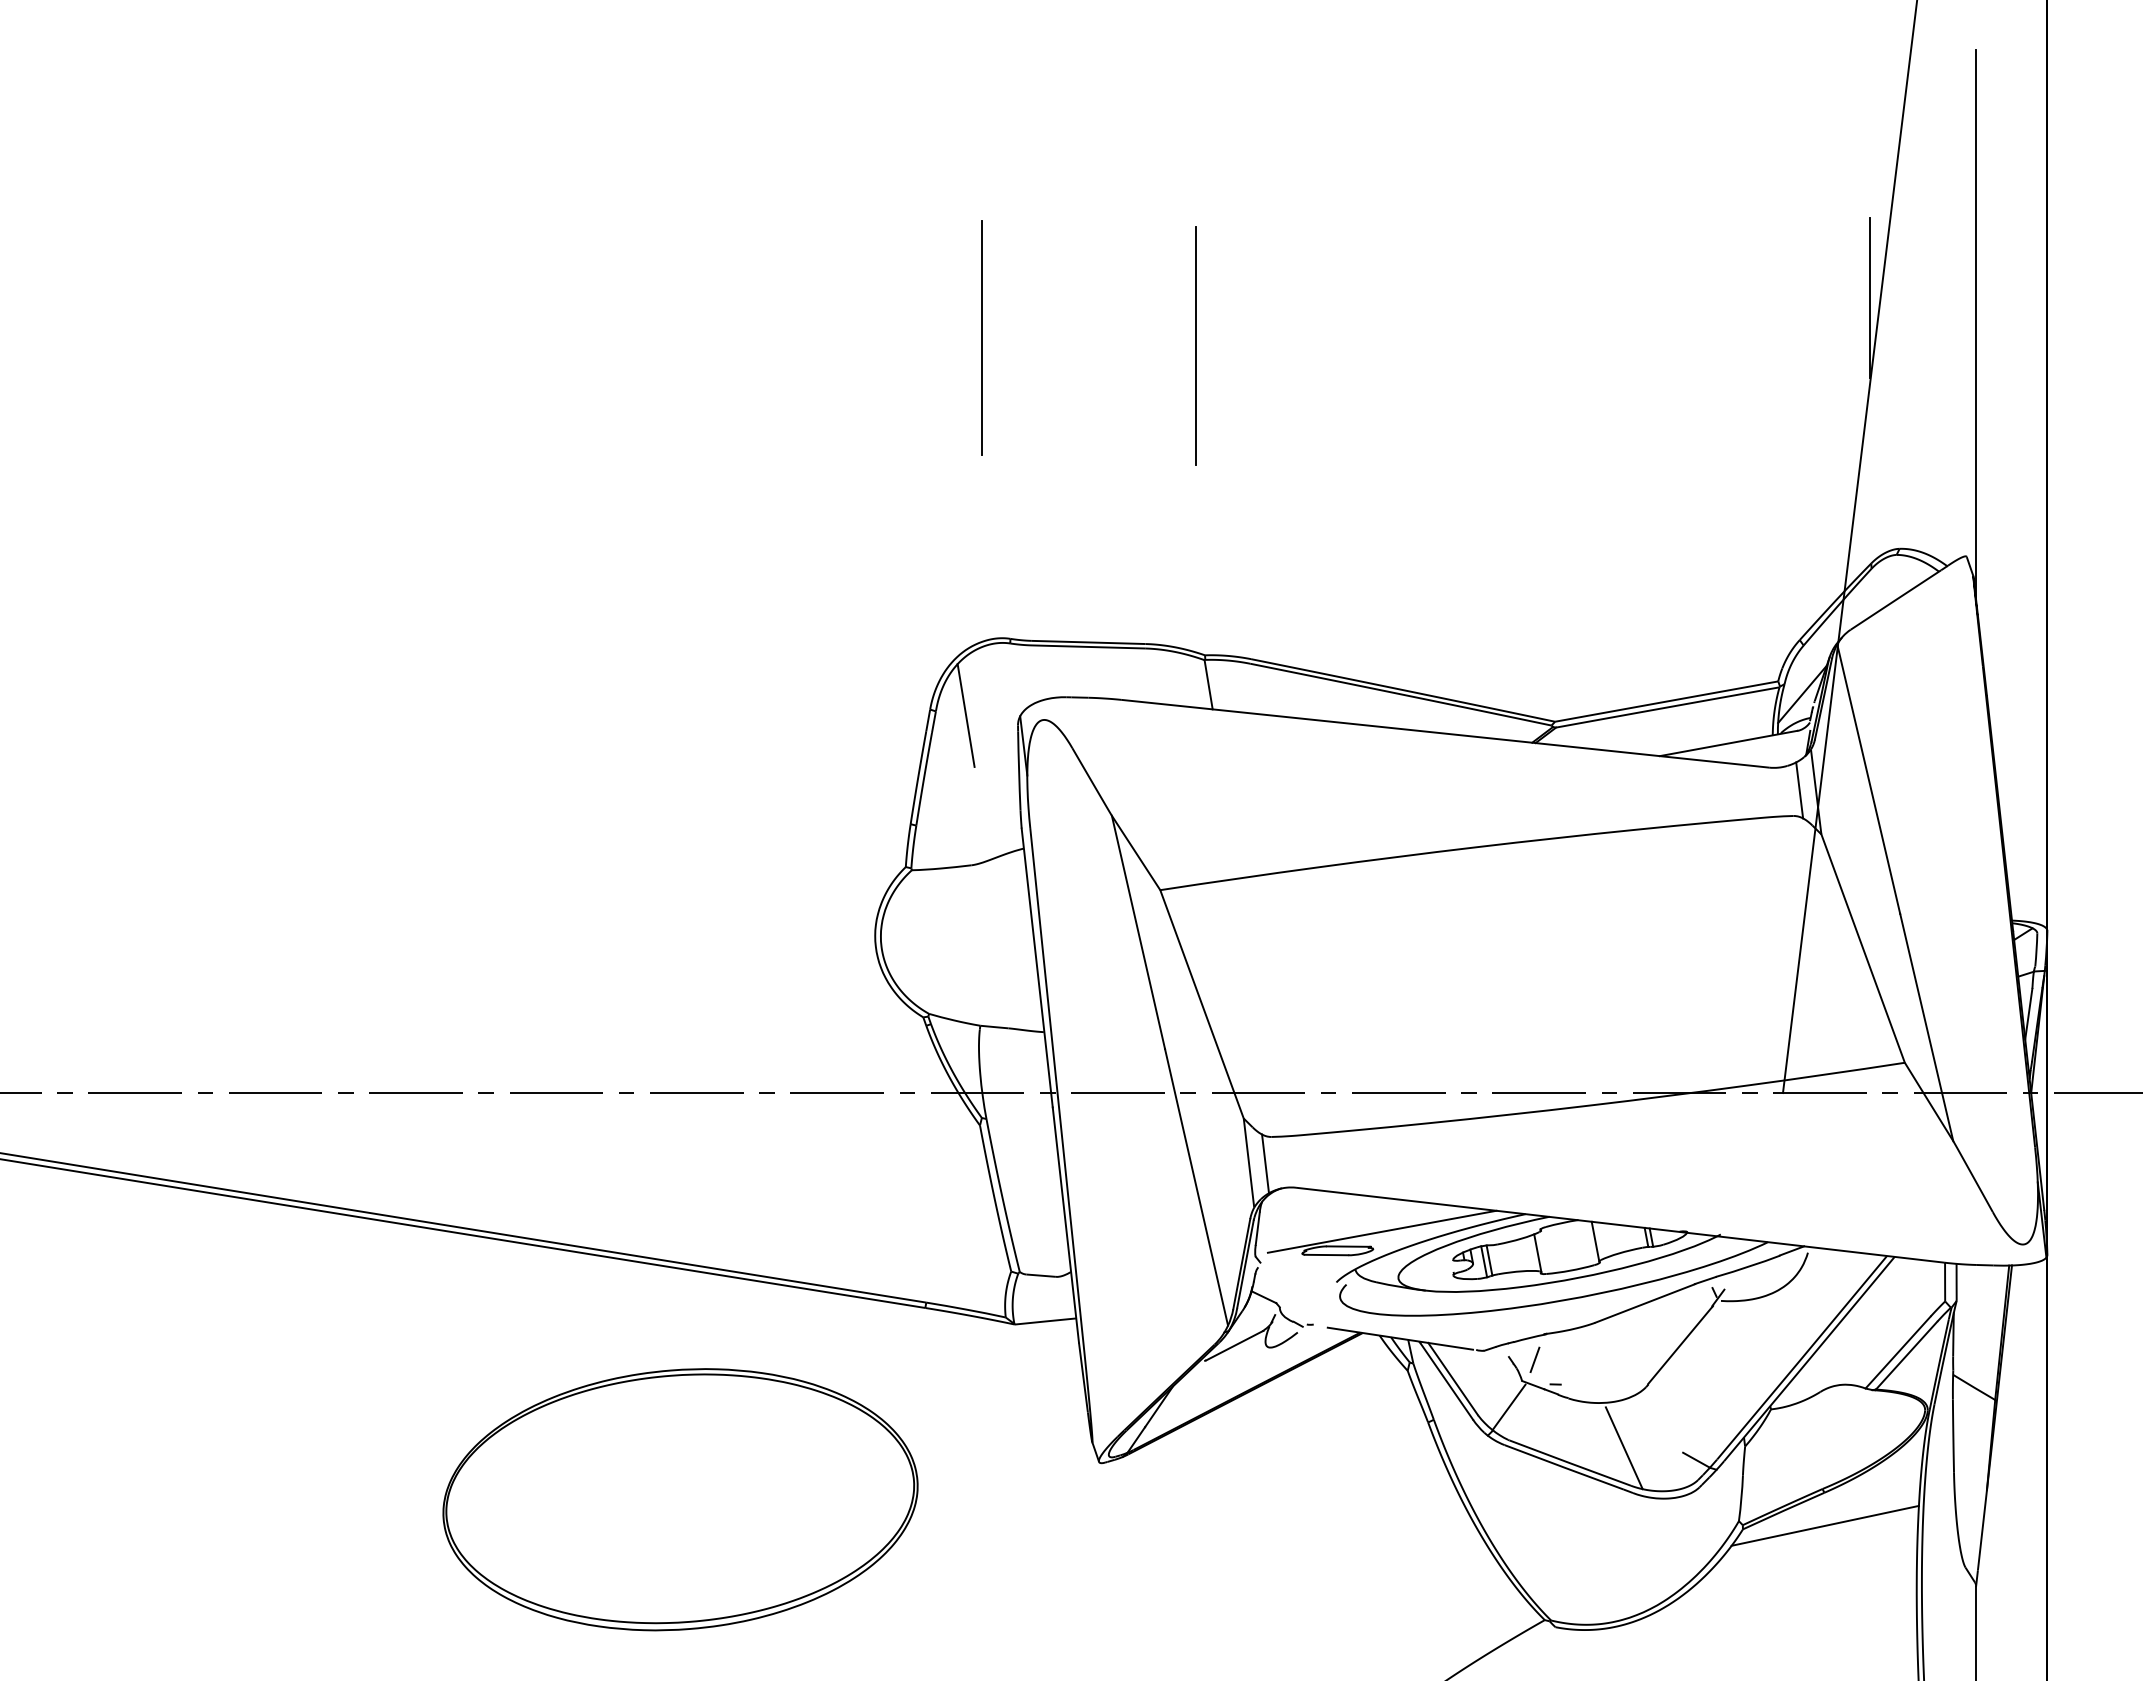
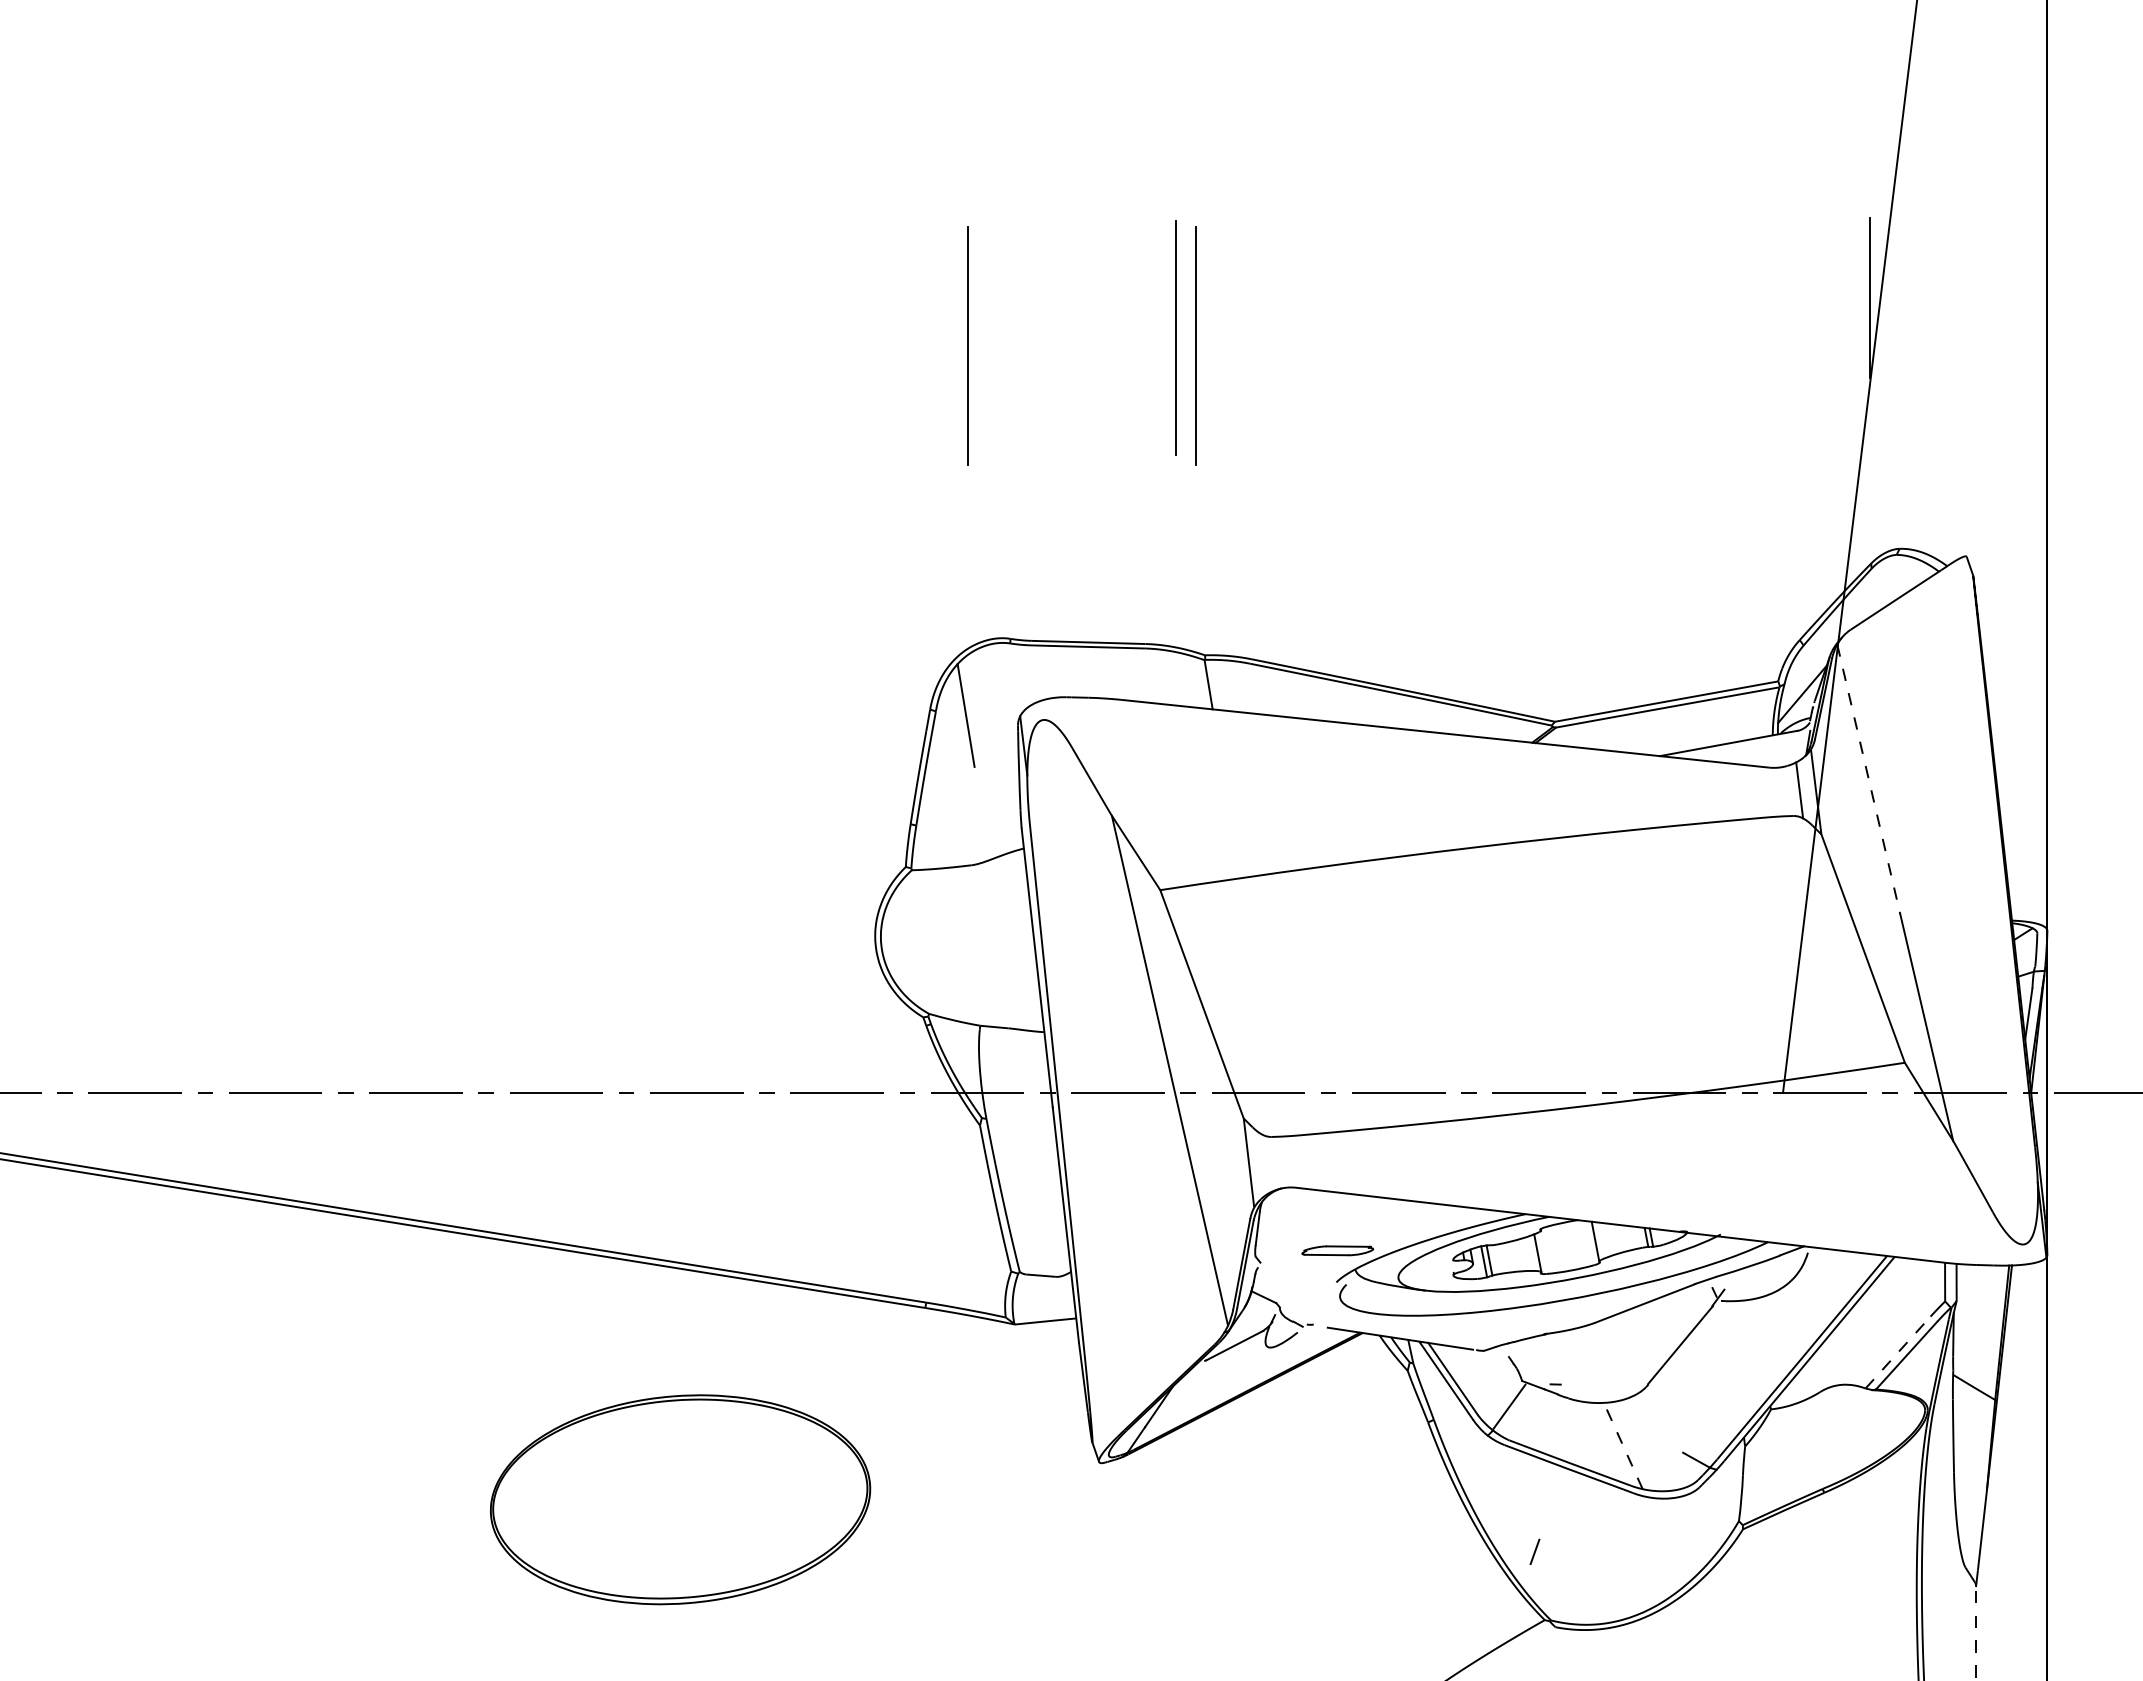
line: present -> none (1976, 324)
line position: (981, 337) -> (1175, 337) (1175, 337)
line: none -> present (967, 345)
line: solid -> dashed (1868, 779)
line: present -> none (1265, 1163)
line: present -> none (1381, 1231)
line: solid -> dashed (1898, 1352)
line position: (1534, 1359) -> (1534, 1551) (1534, 1551)
line: solid -> dashed (1624, 1448)
part size: 477x264 px -> 382x212 px (680, 1499)
line: present -> none (1824, 1525)
line: solid -> dashed (1976, 1633)
